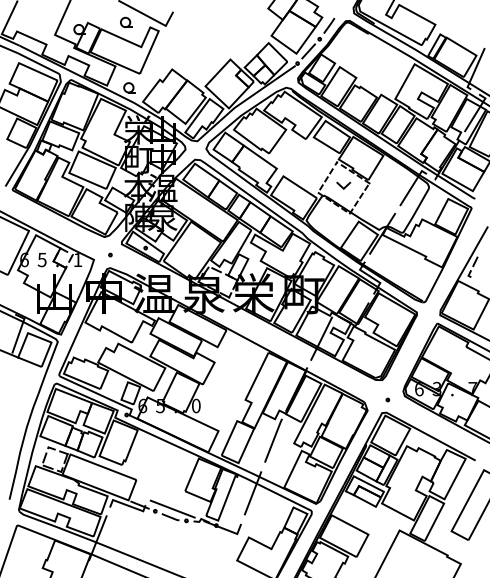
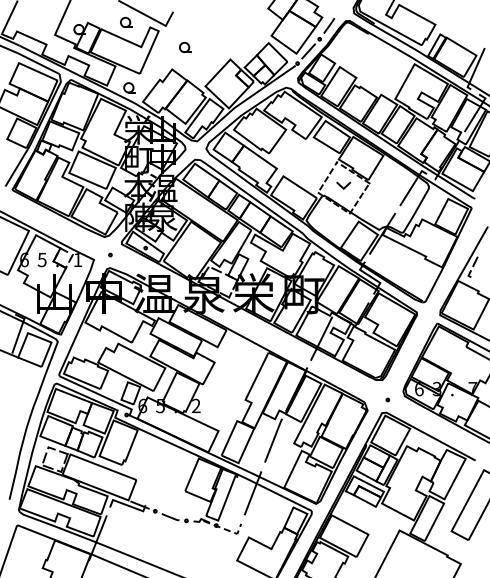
part: none -> present (185, 47)
text: 0 -> 2 (195, 406)
line: present -> none (172, 508)
line: solid -> dashed (226, 529)
